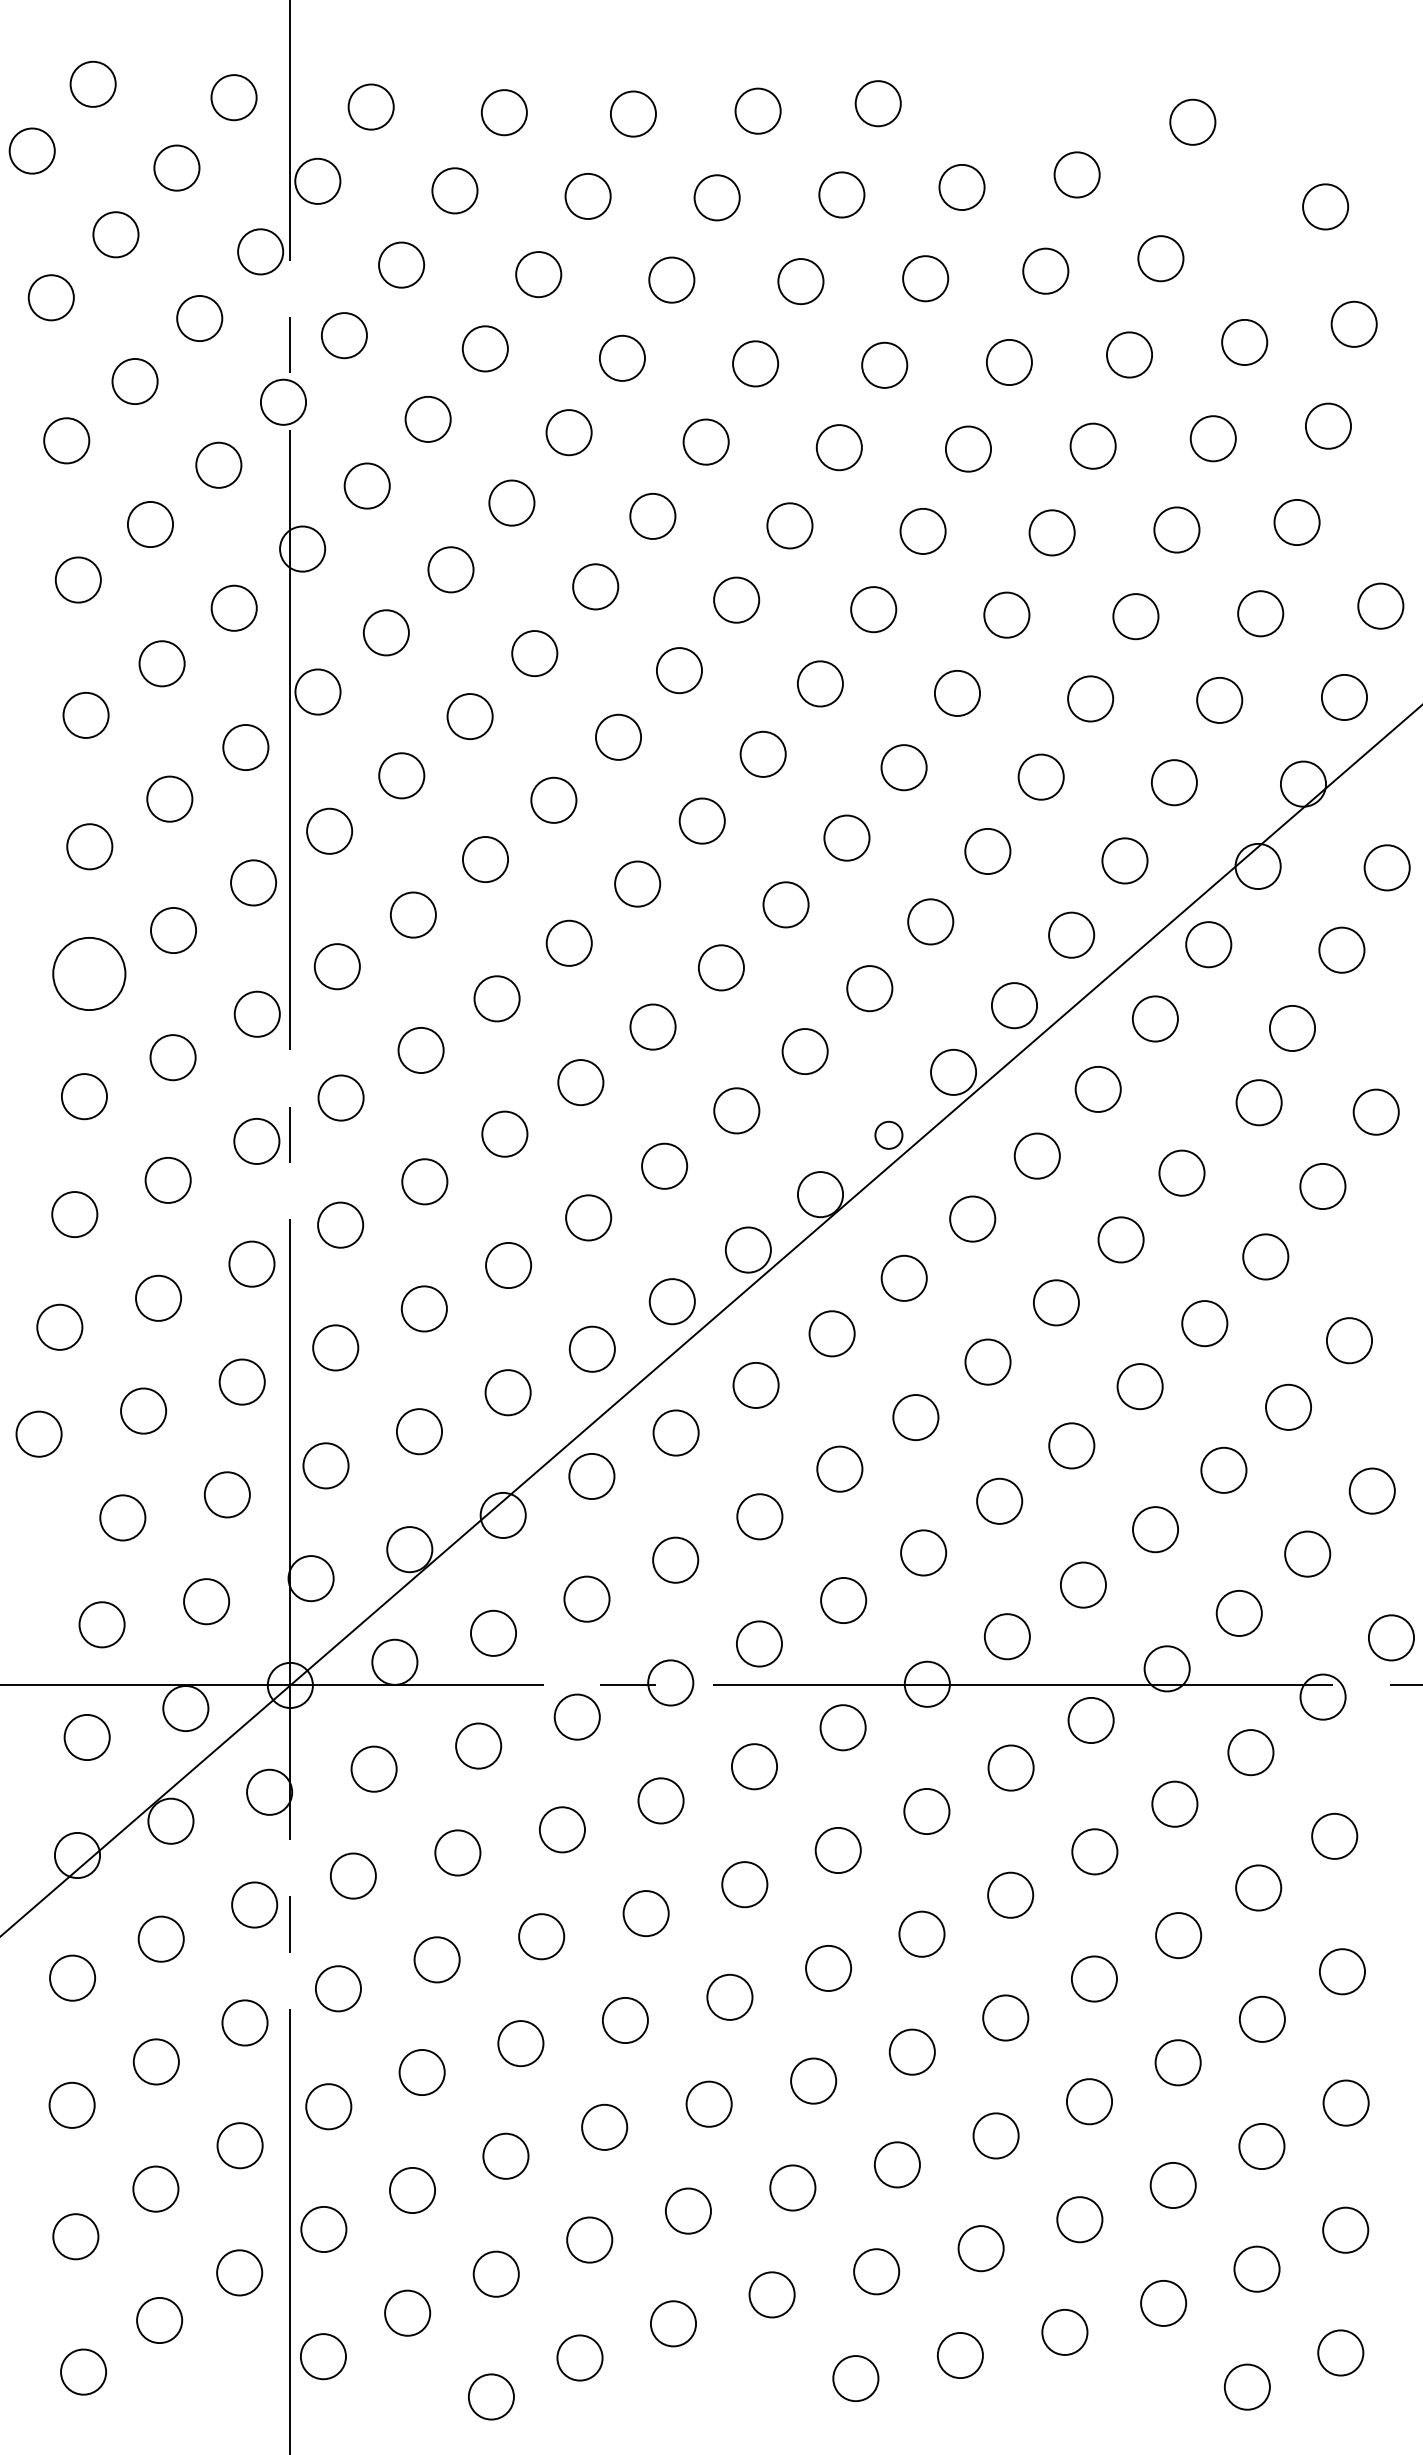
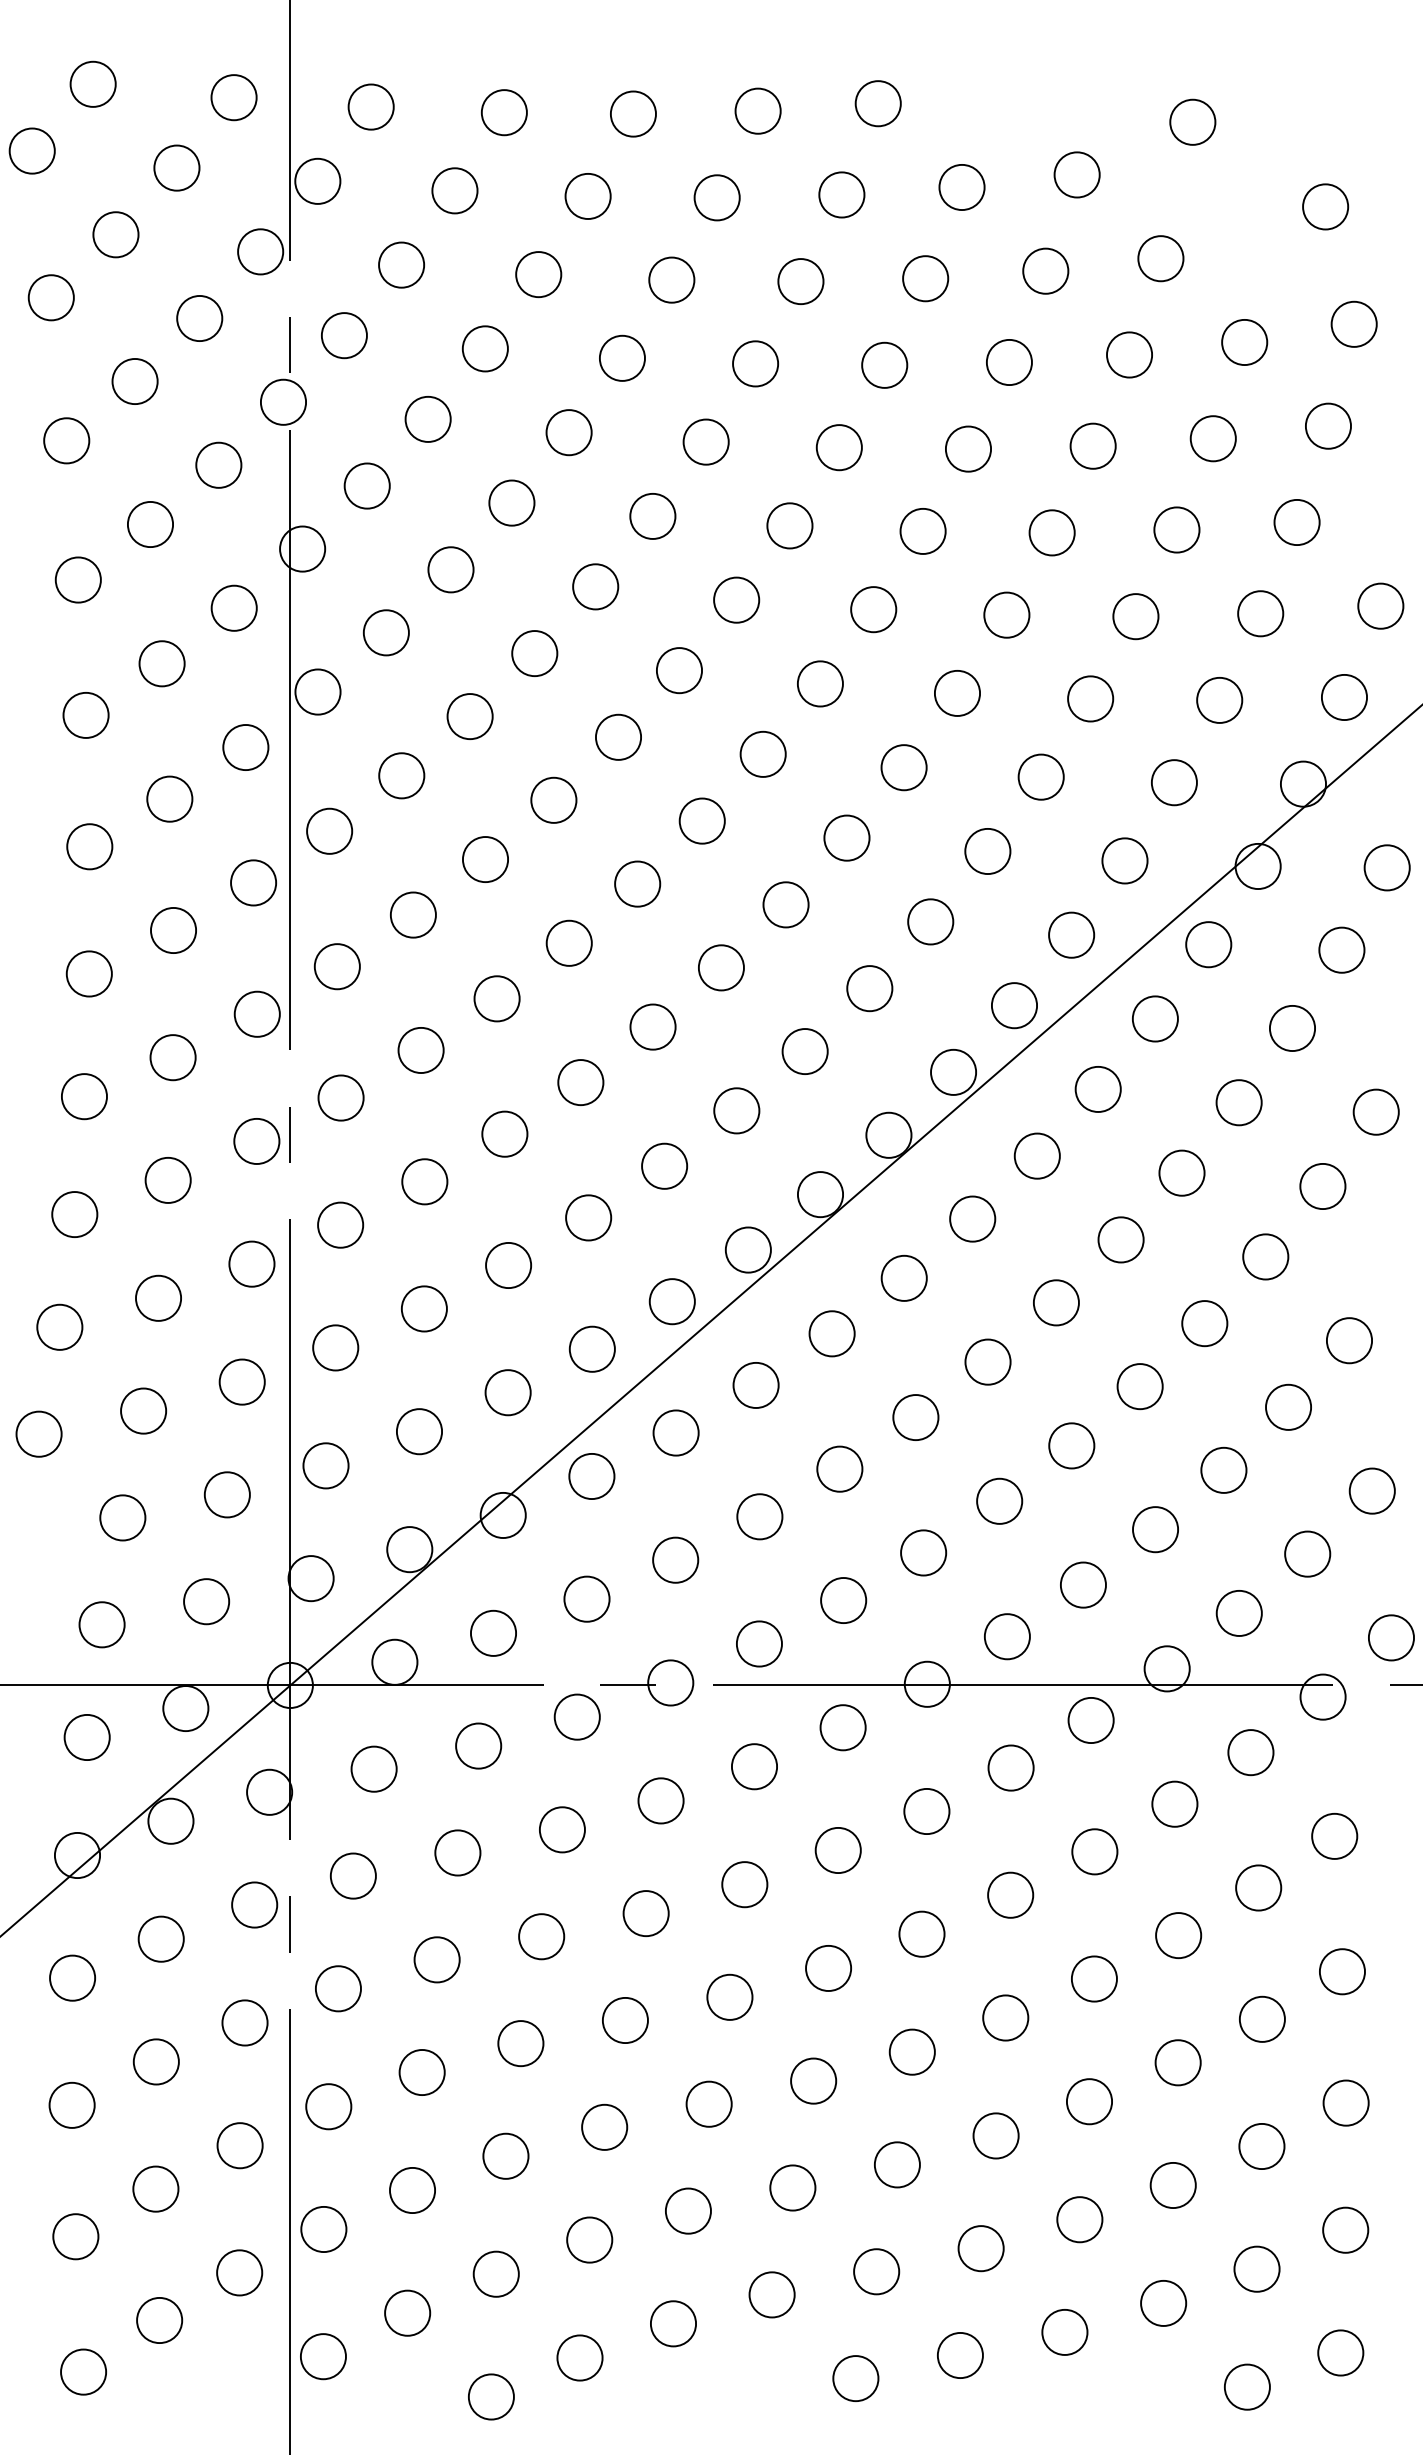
circle diameter: 72 px -> 45 px (88, 973)
circle position: (1258, 1102) -> (1238, 1102) (1238, 1102)
circle diameter: 27 px -> 45 px (888, 1134)
